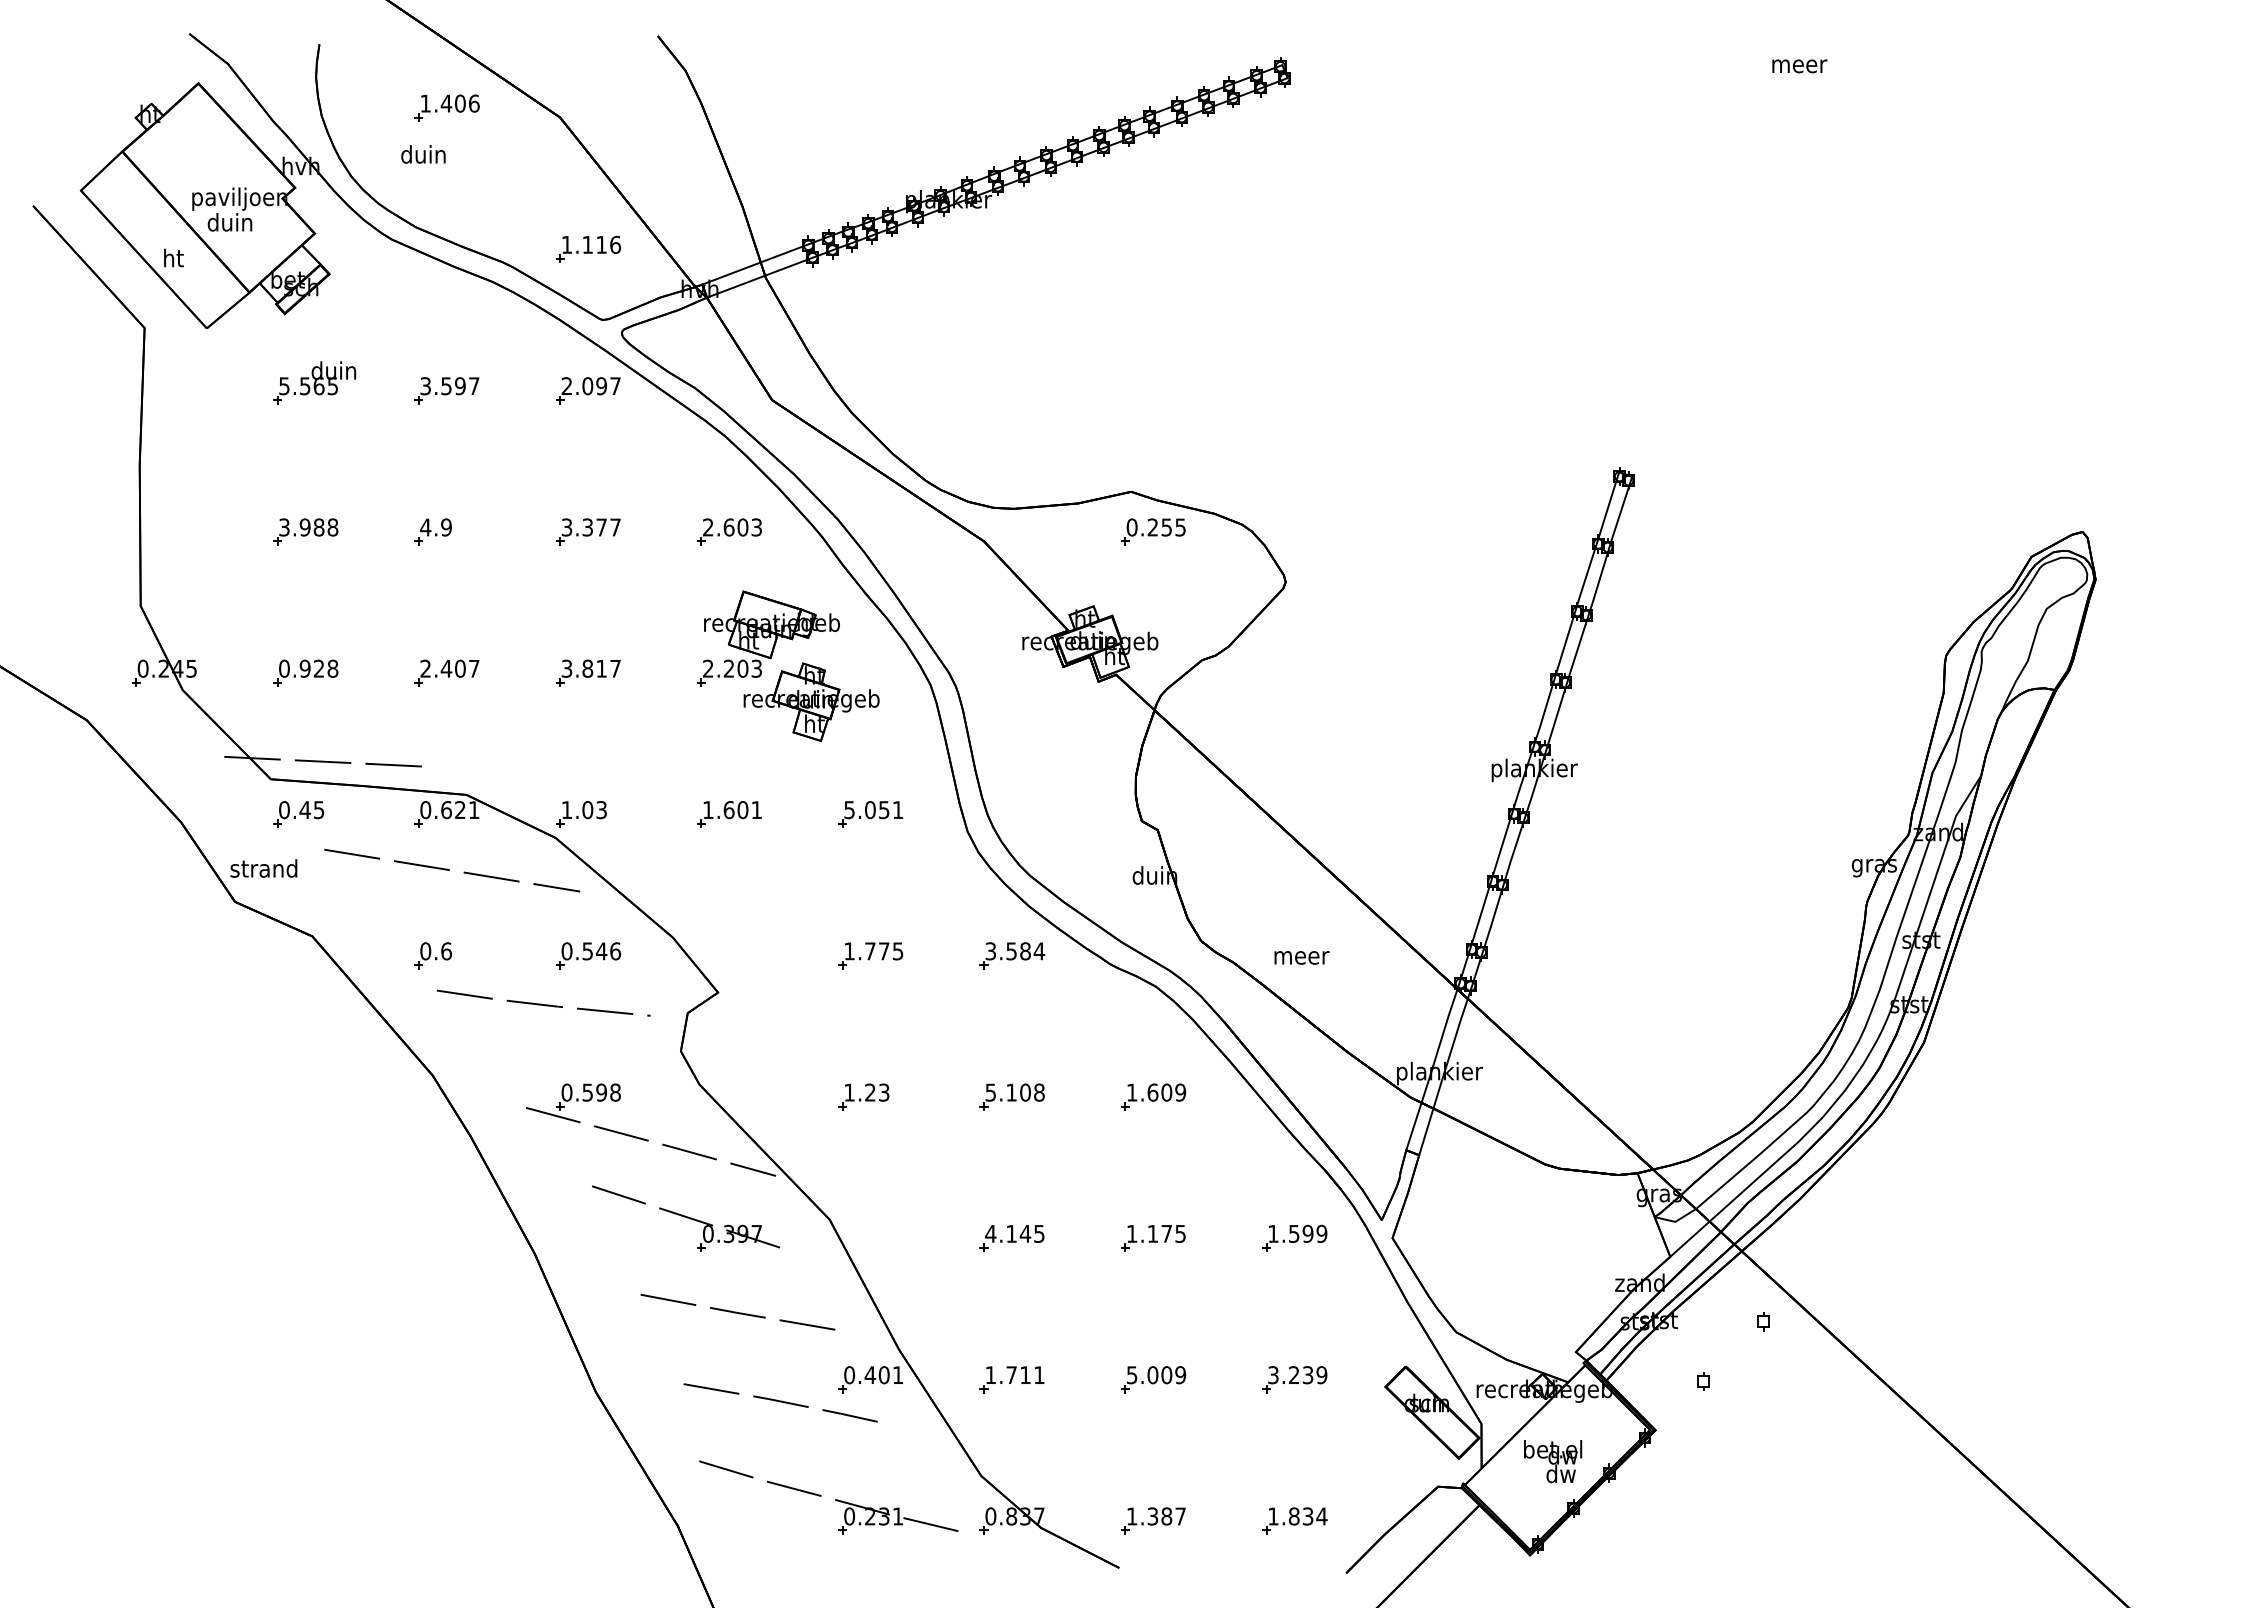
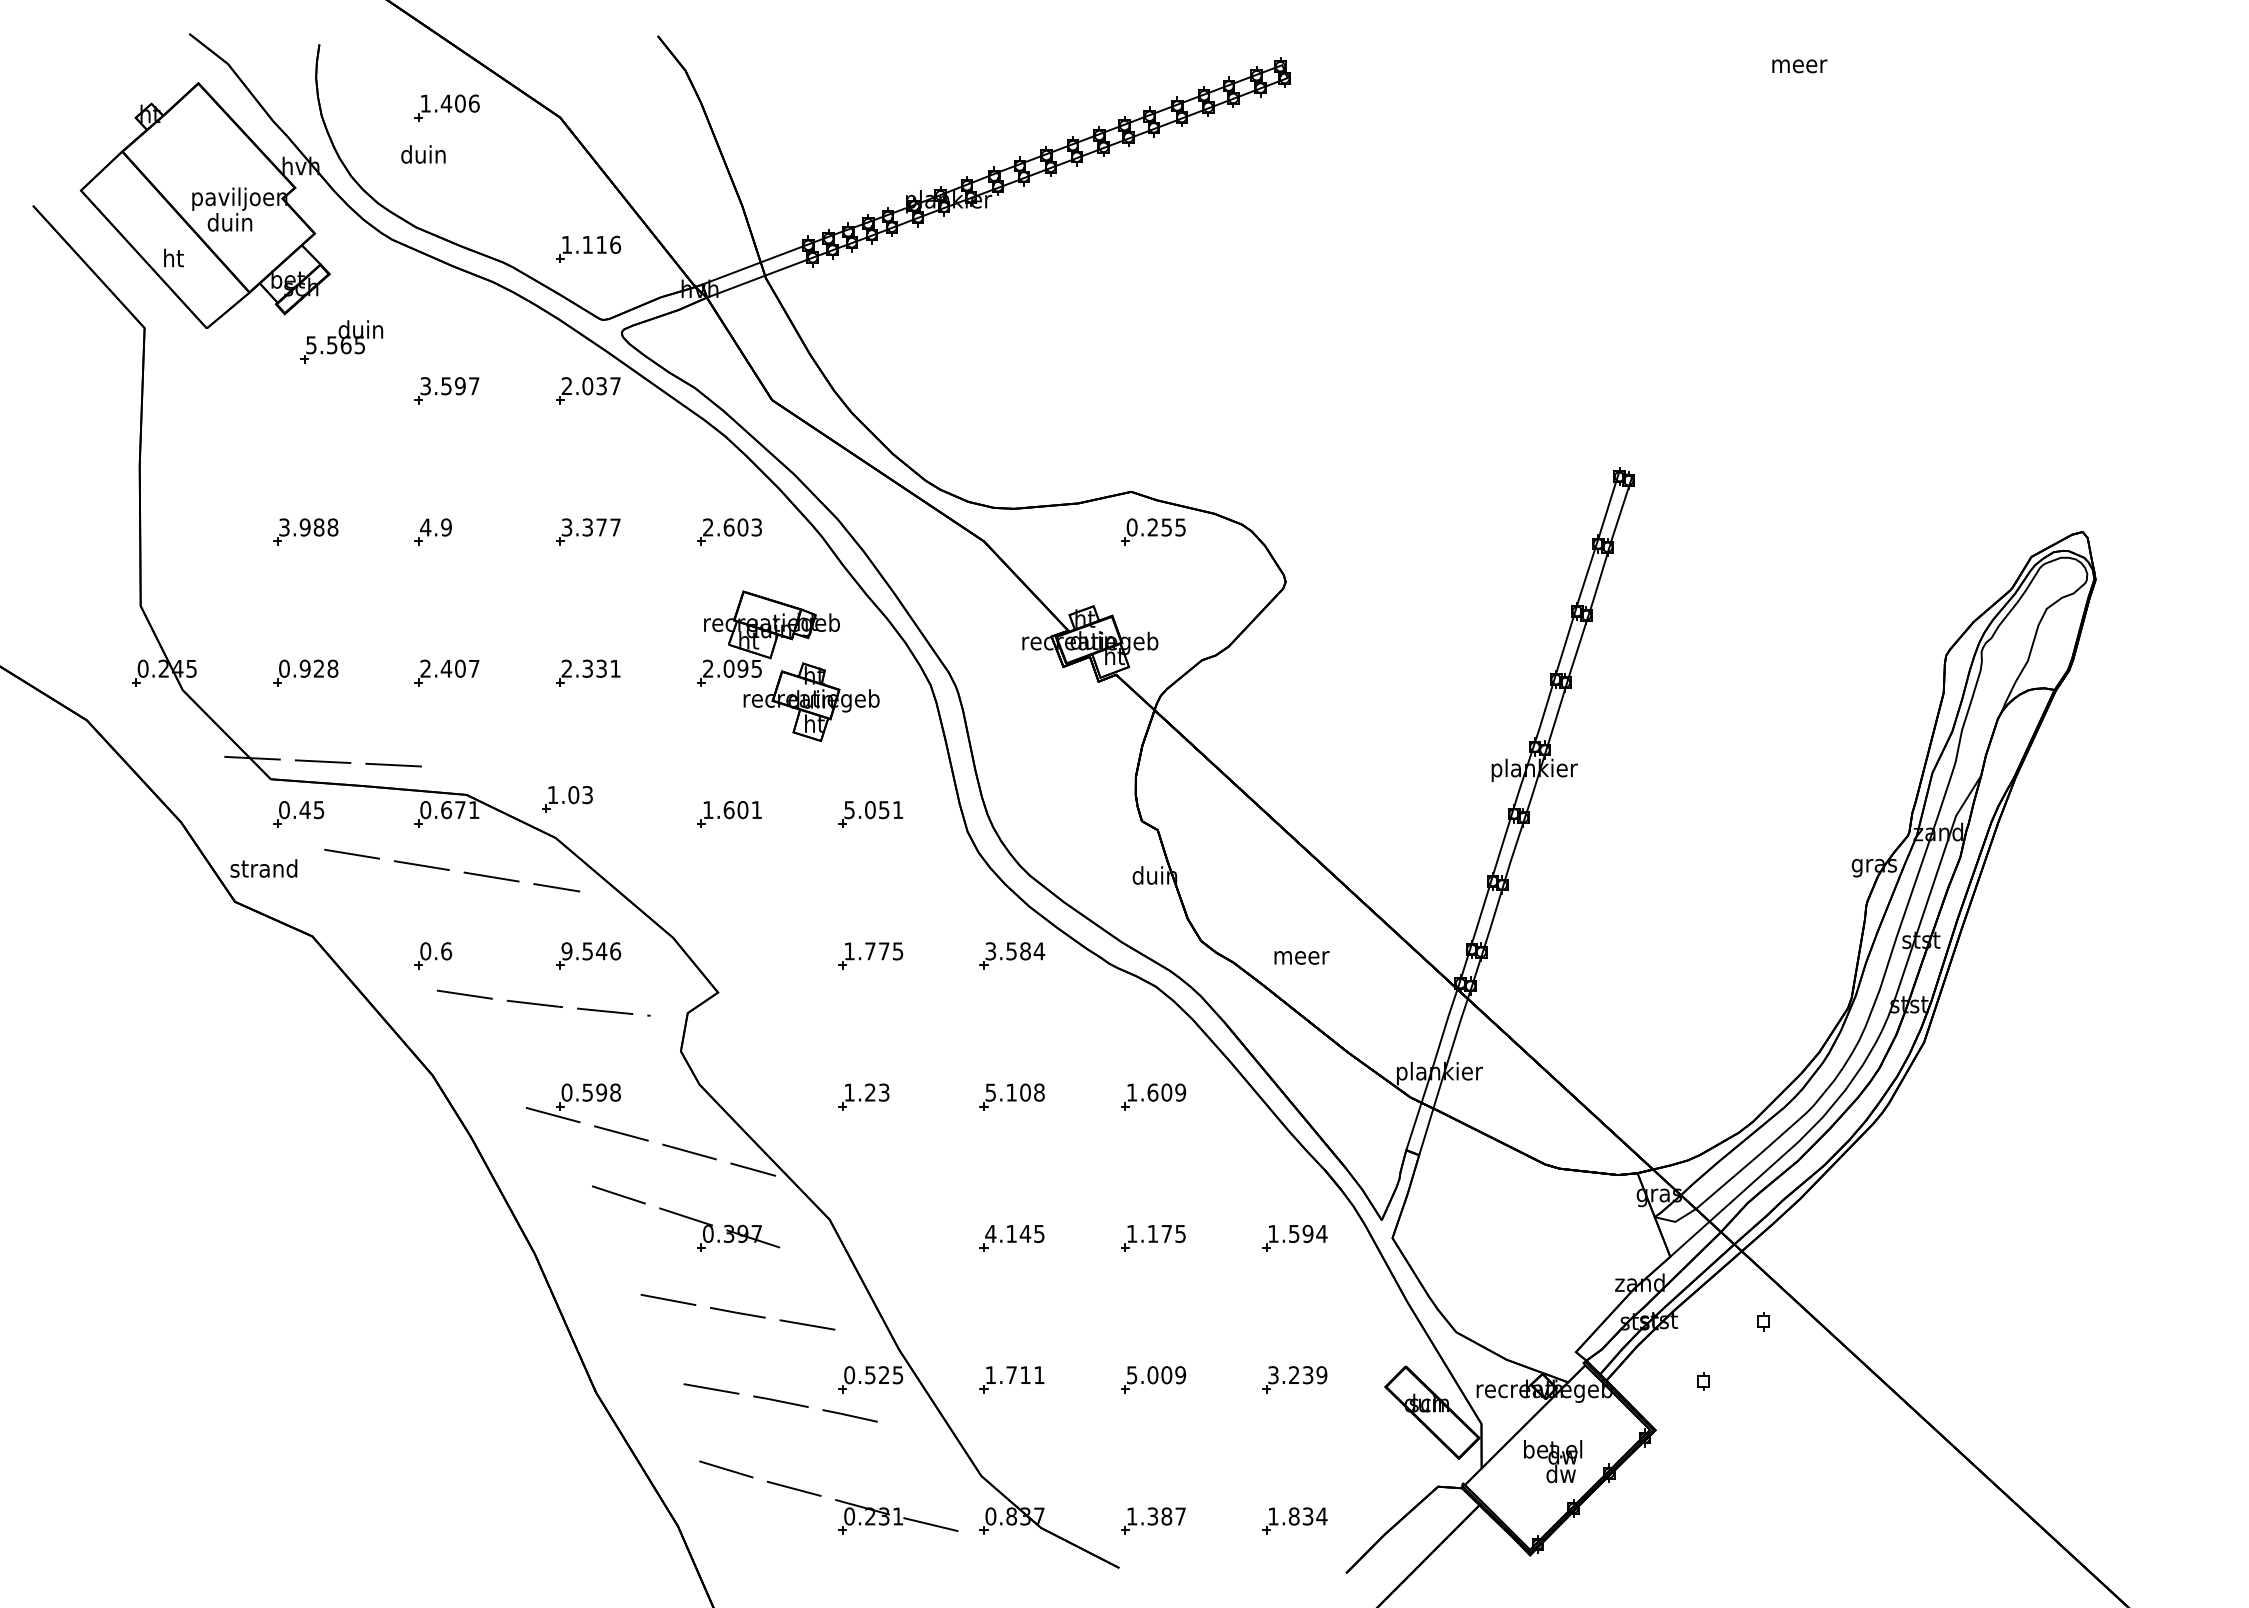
part position: (314, 382) -> (341, 341) (341, 341)
text: 2.097 -> 2.037 (601, 386)
text: 3.817 -> 2.331 (590, 668)
text: 2.203 -> 2.095 (742, 668)
text: 0.621 -> 0.671 (460, 809)
part position: (581, 814) -> (567, 799) (567, 799)
text: 0.546 -> 9.546 (566, 951)
text: 1.599 -> 1.594 (1321, 1233)
text: 0.401 -> 0.525 (883, 1375)
